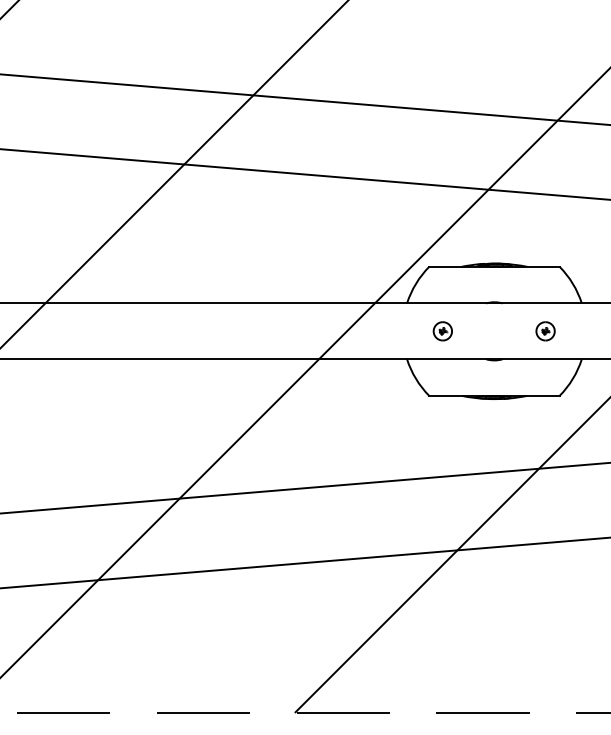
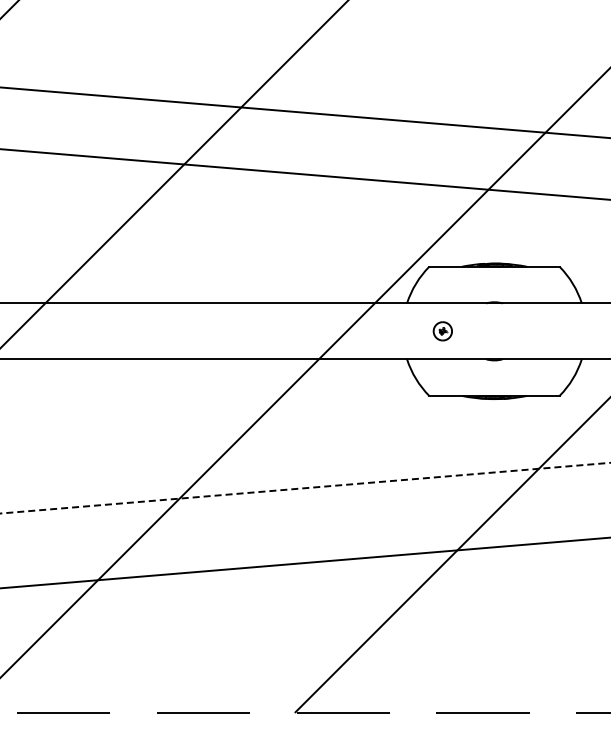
line position: (304, 99) -> (304, 112) (304, 112)
part: present -> none (545, 331)
line: solid -> dashed (305, 488)
